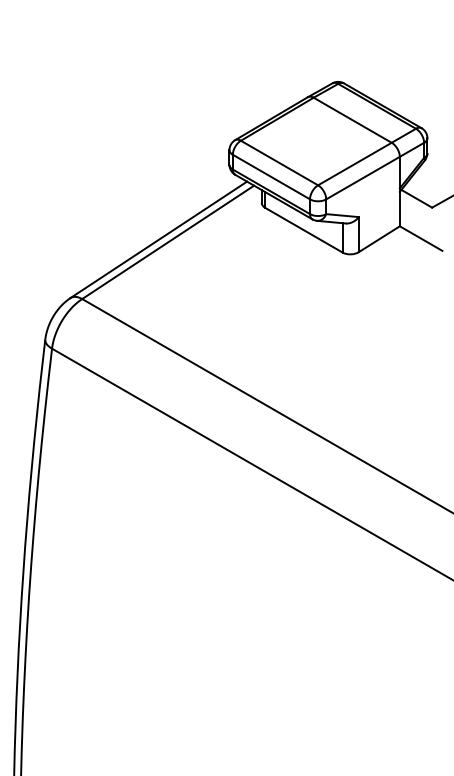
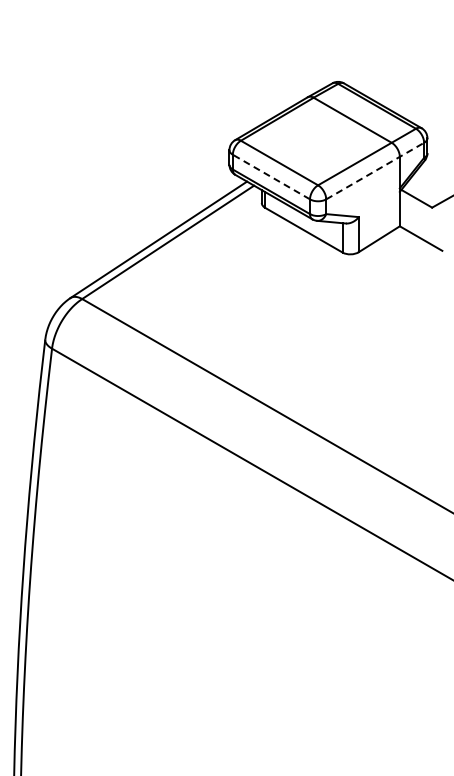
line: solid -> dashed (375, 171)
line: solid -> dashed (271, 177)
